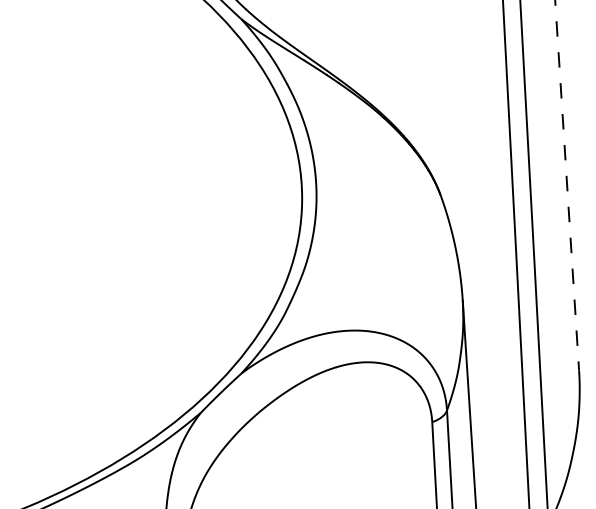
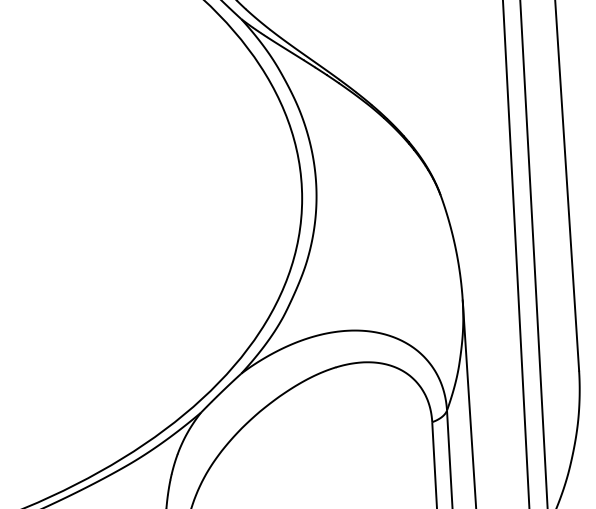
line: dashed -> solid (567, 186)
